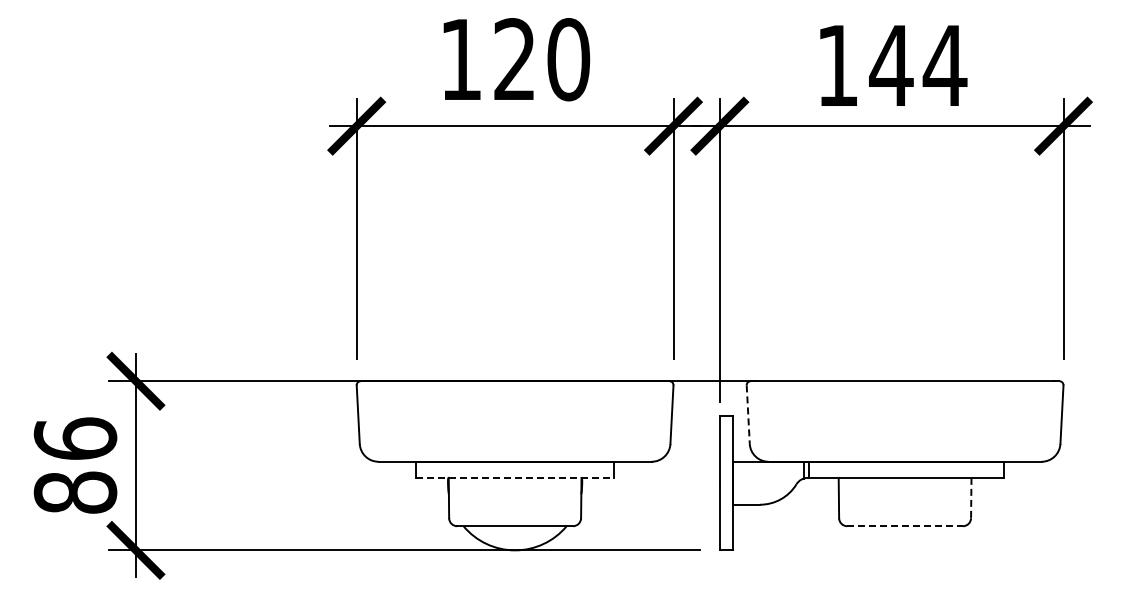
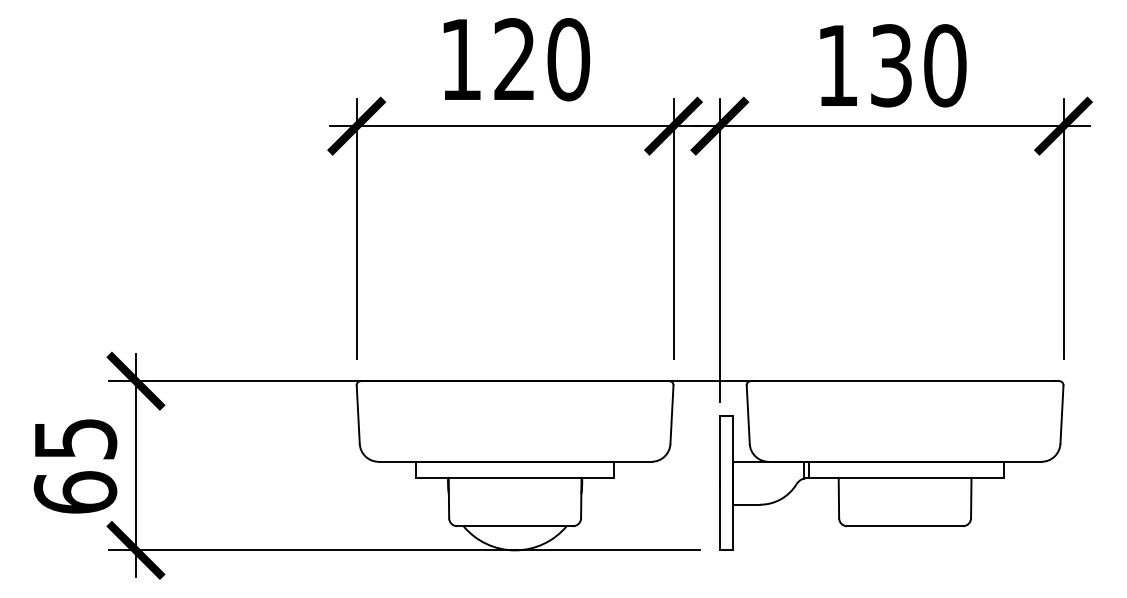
text: 144 -> 130 (918, 65)
line: dashed -> solid (748, 415)
text: 86 -> 65 (75, 465)
line: dashed -> solid (515, 477)
line: dashed -> solid (971, 498)
line: dashed -> solid (905, 526)
